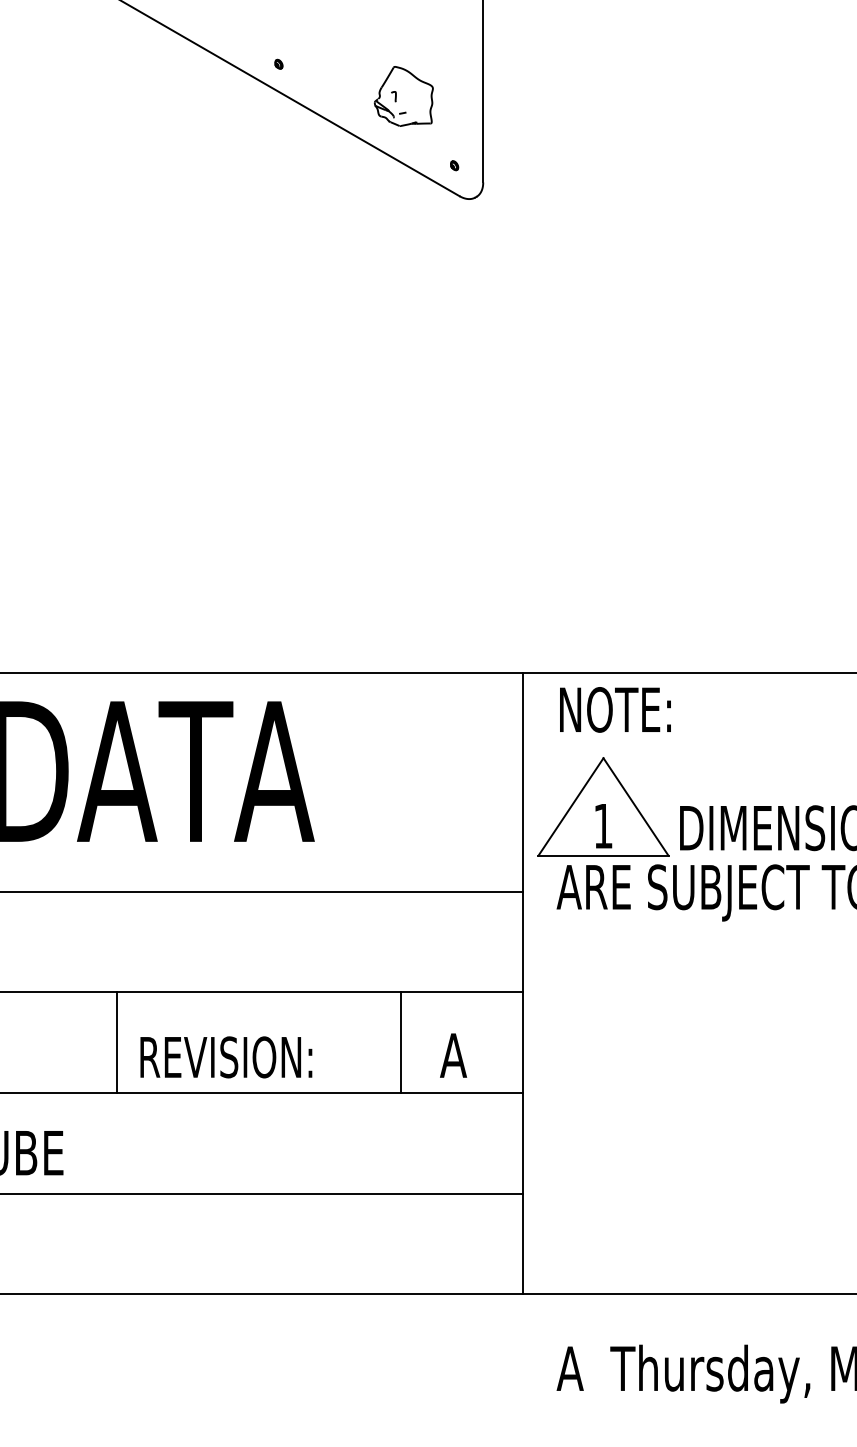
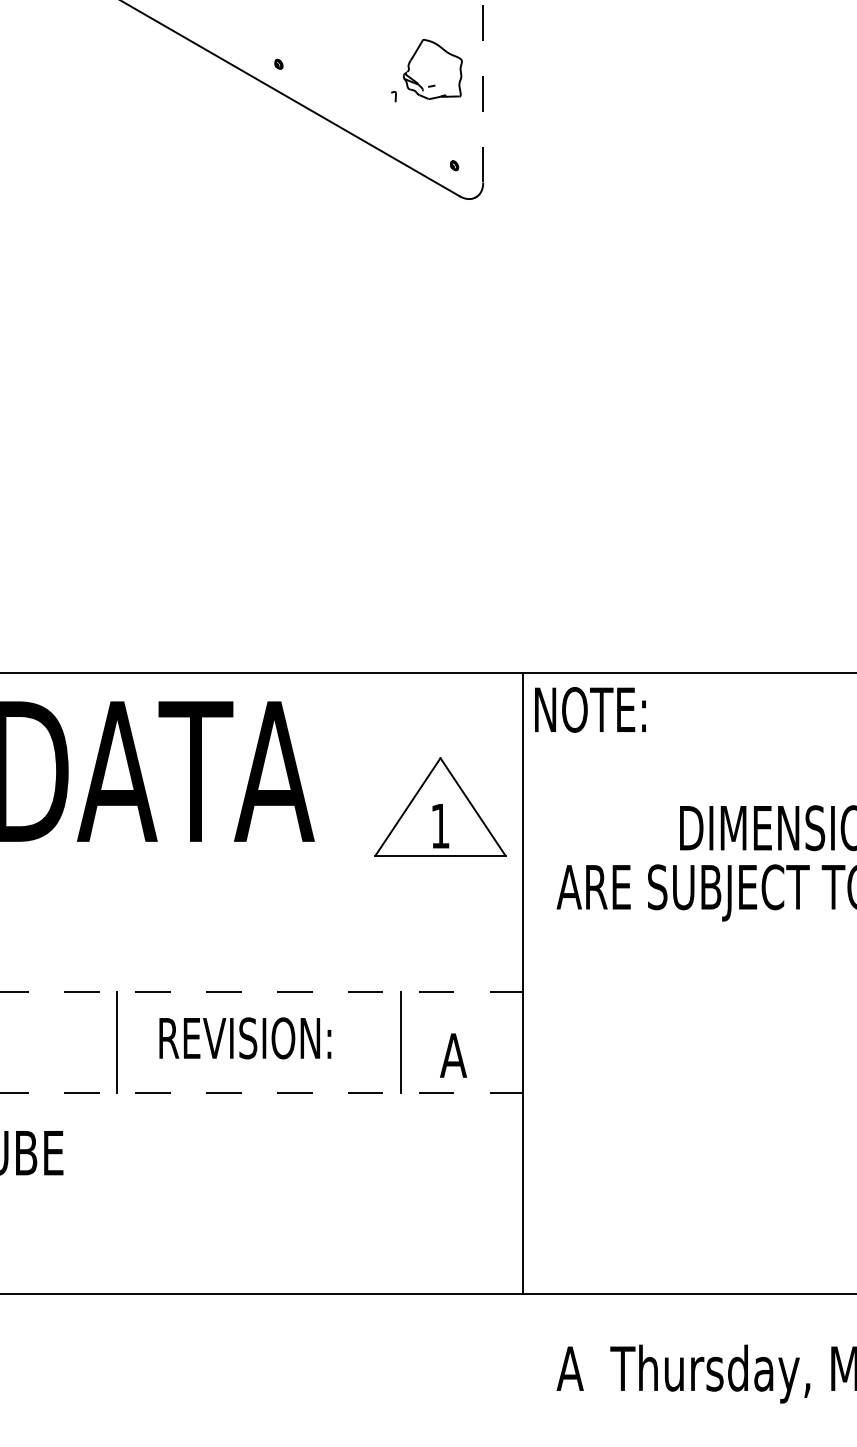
line: solid -> dashed (483, 91)
part position: (403, 96) -> (432, 69) (432, 69)
text position: (615, 709) -> (590, 709) (590, 709)
part position: (603, 806) -> (440, 806) (440, 806)
line: present -> none (262, 891)
line: solid -> dashed (262, 992)
text position: (226, 1057) -> (245, 1038) (245, 1038)
line: solid -> dashed (262, 1092)
line: present -> none (262, 1193)
